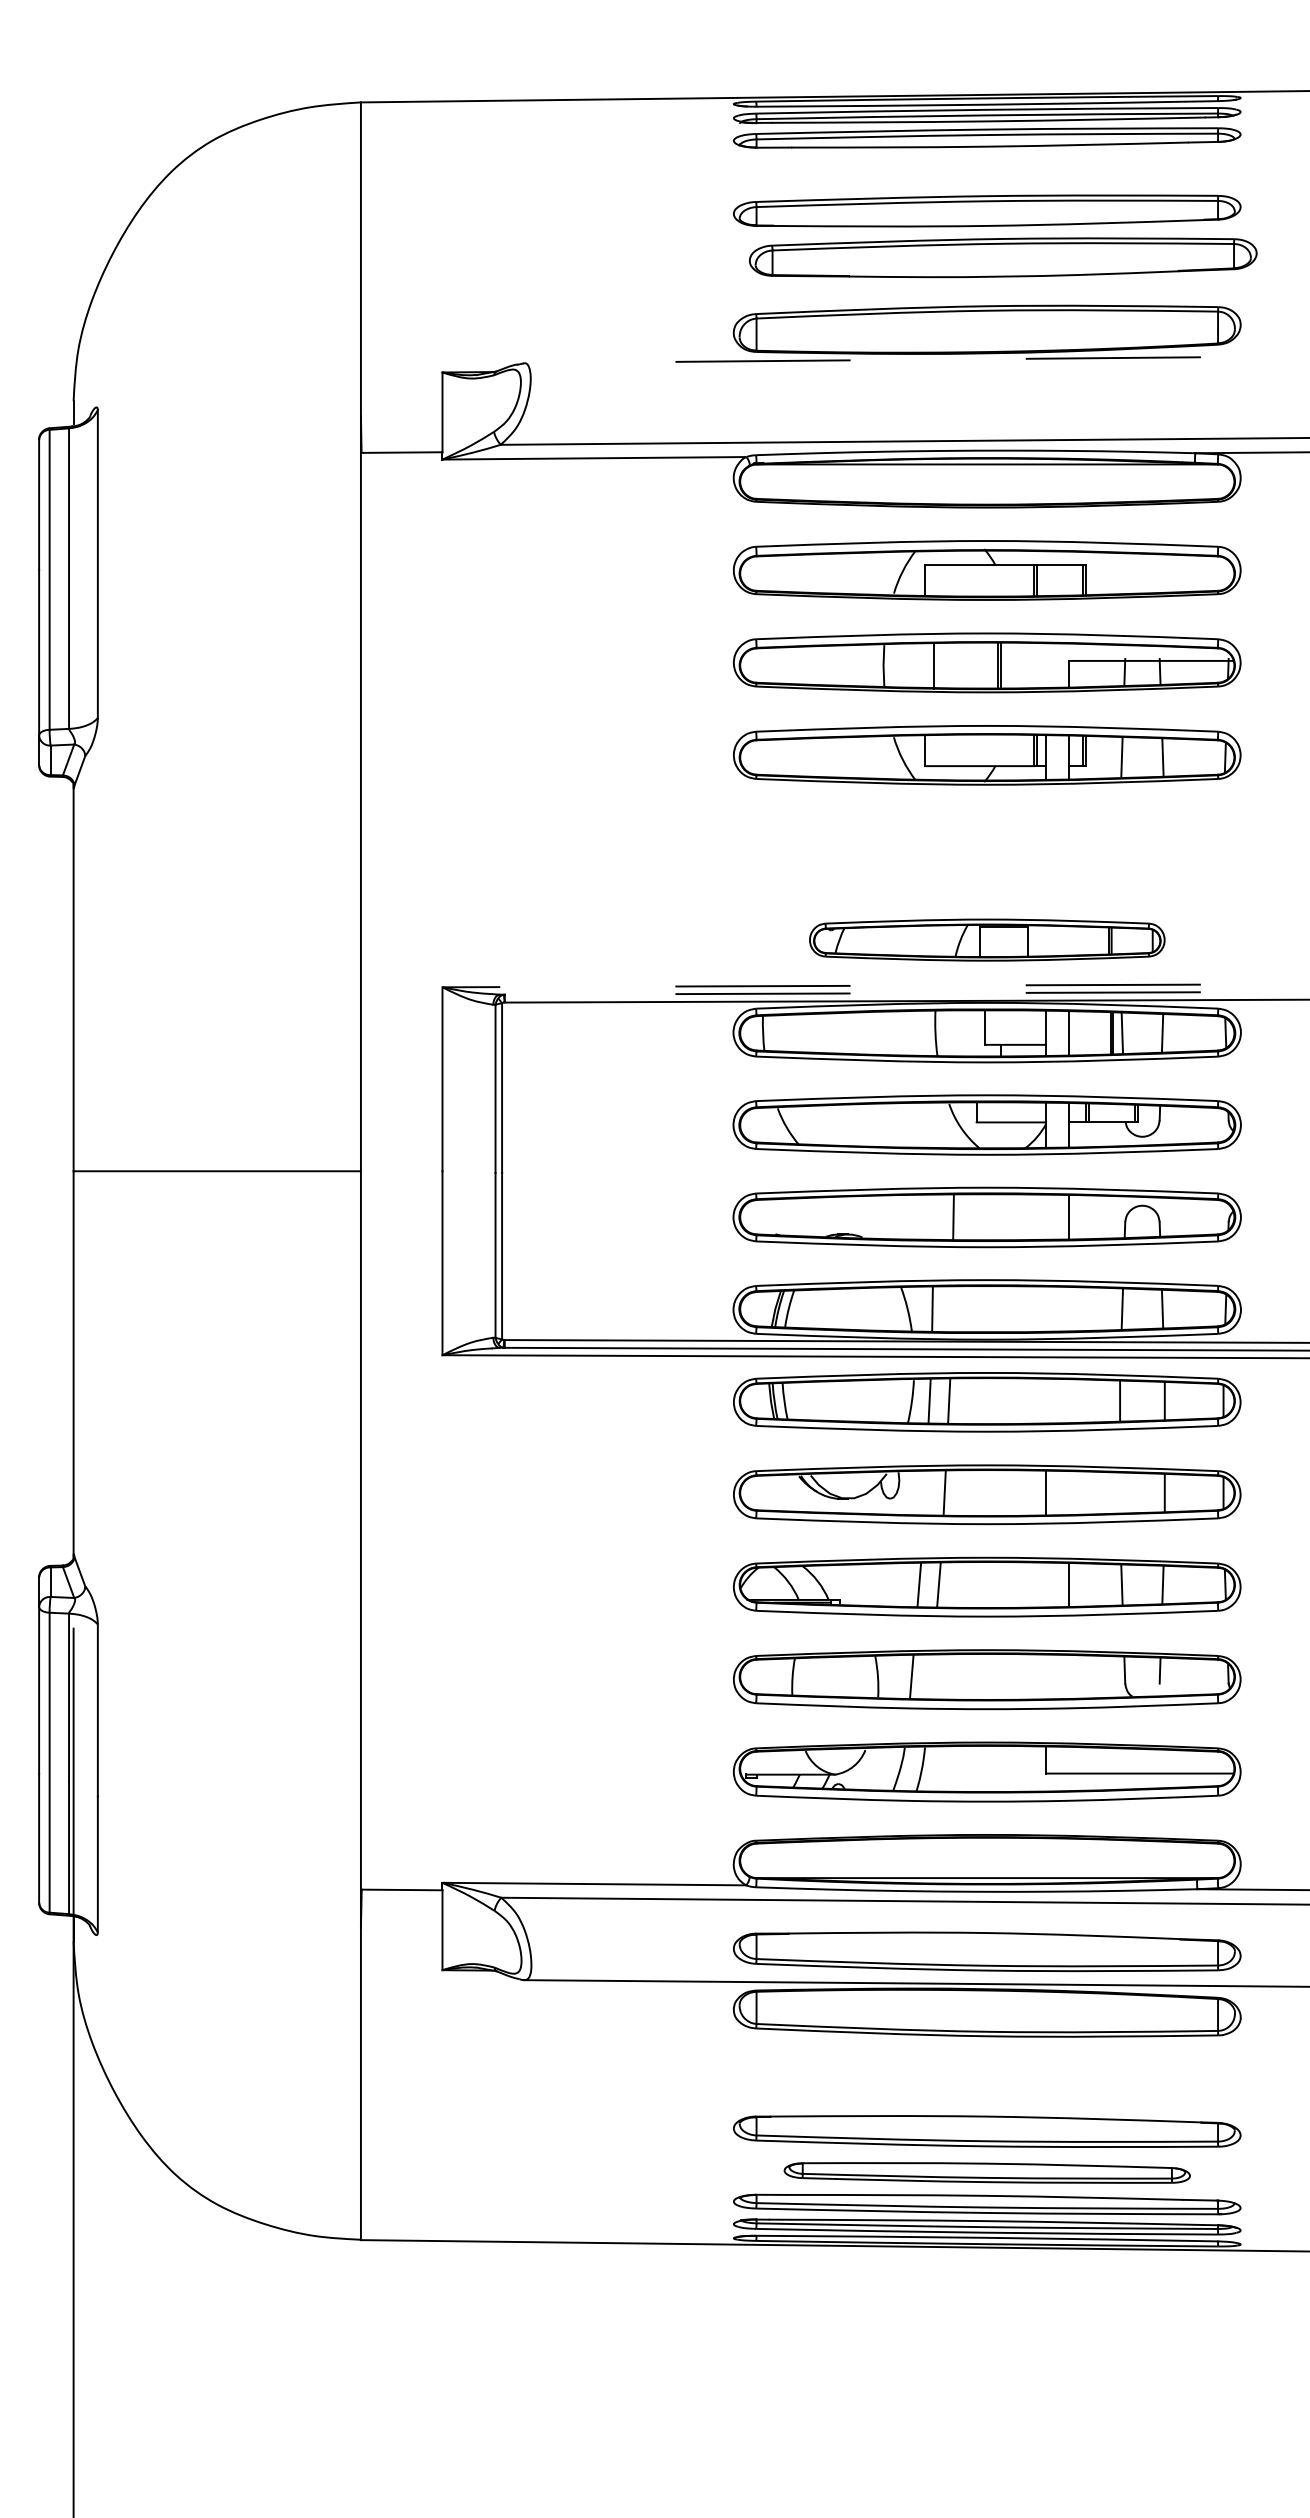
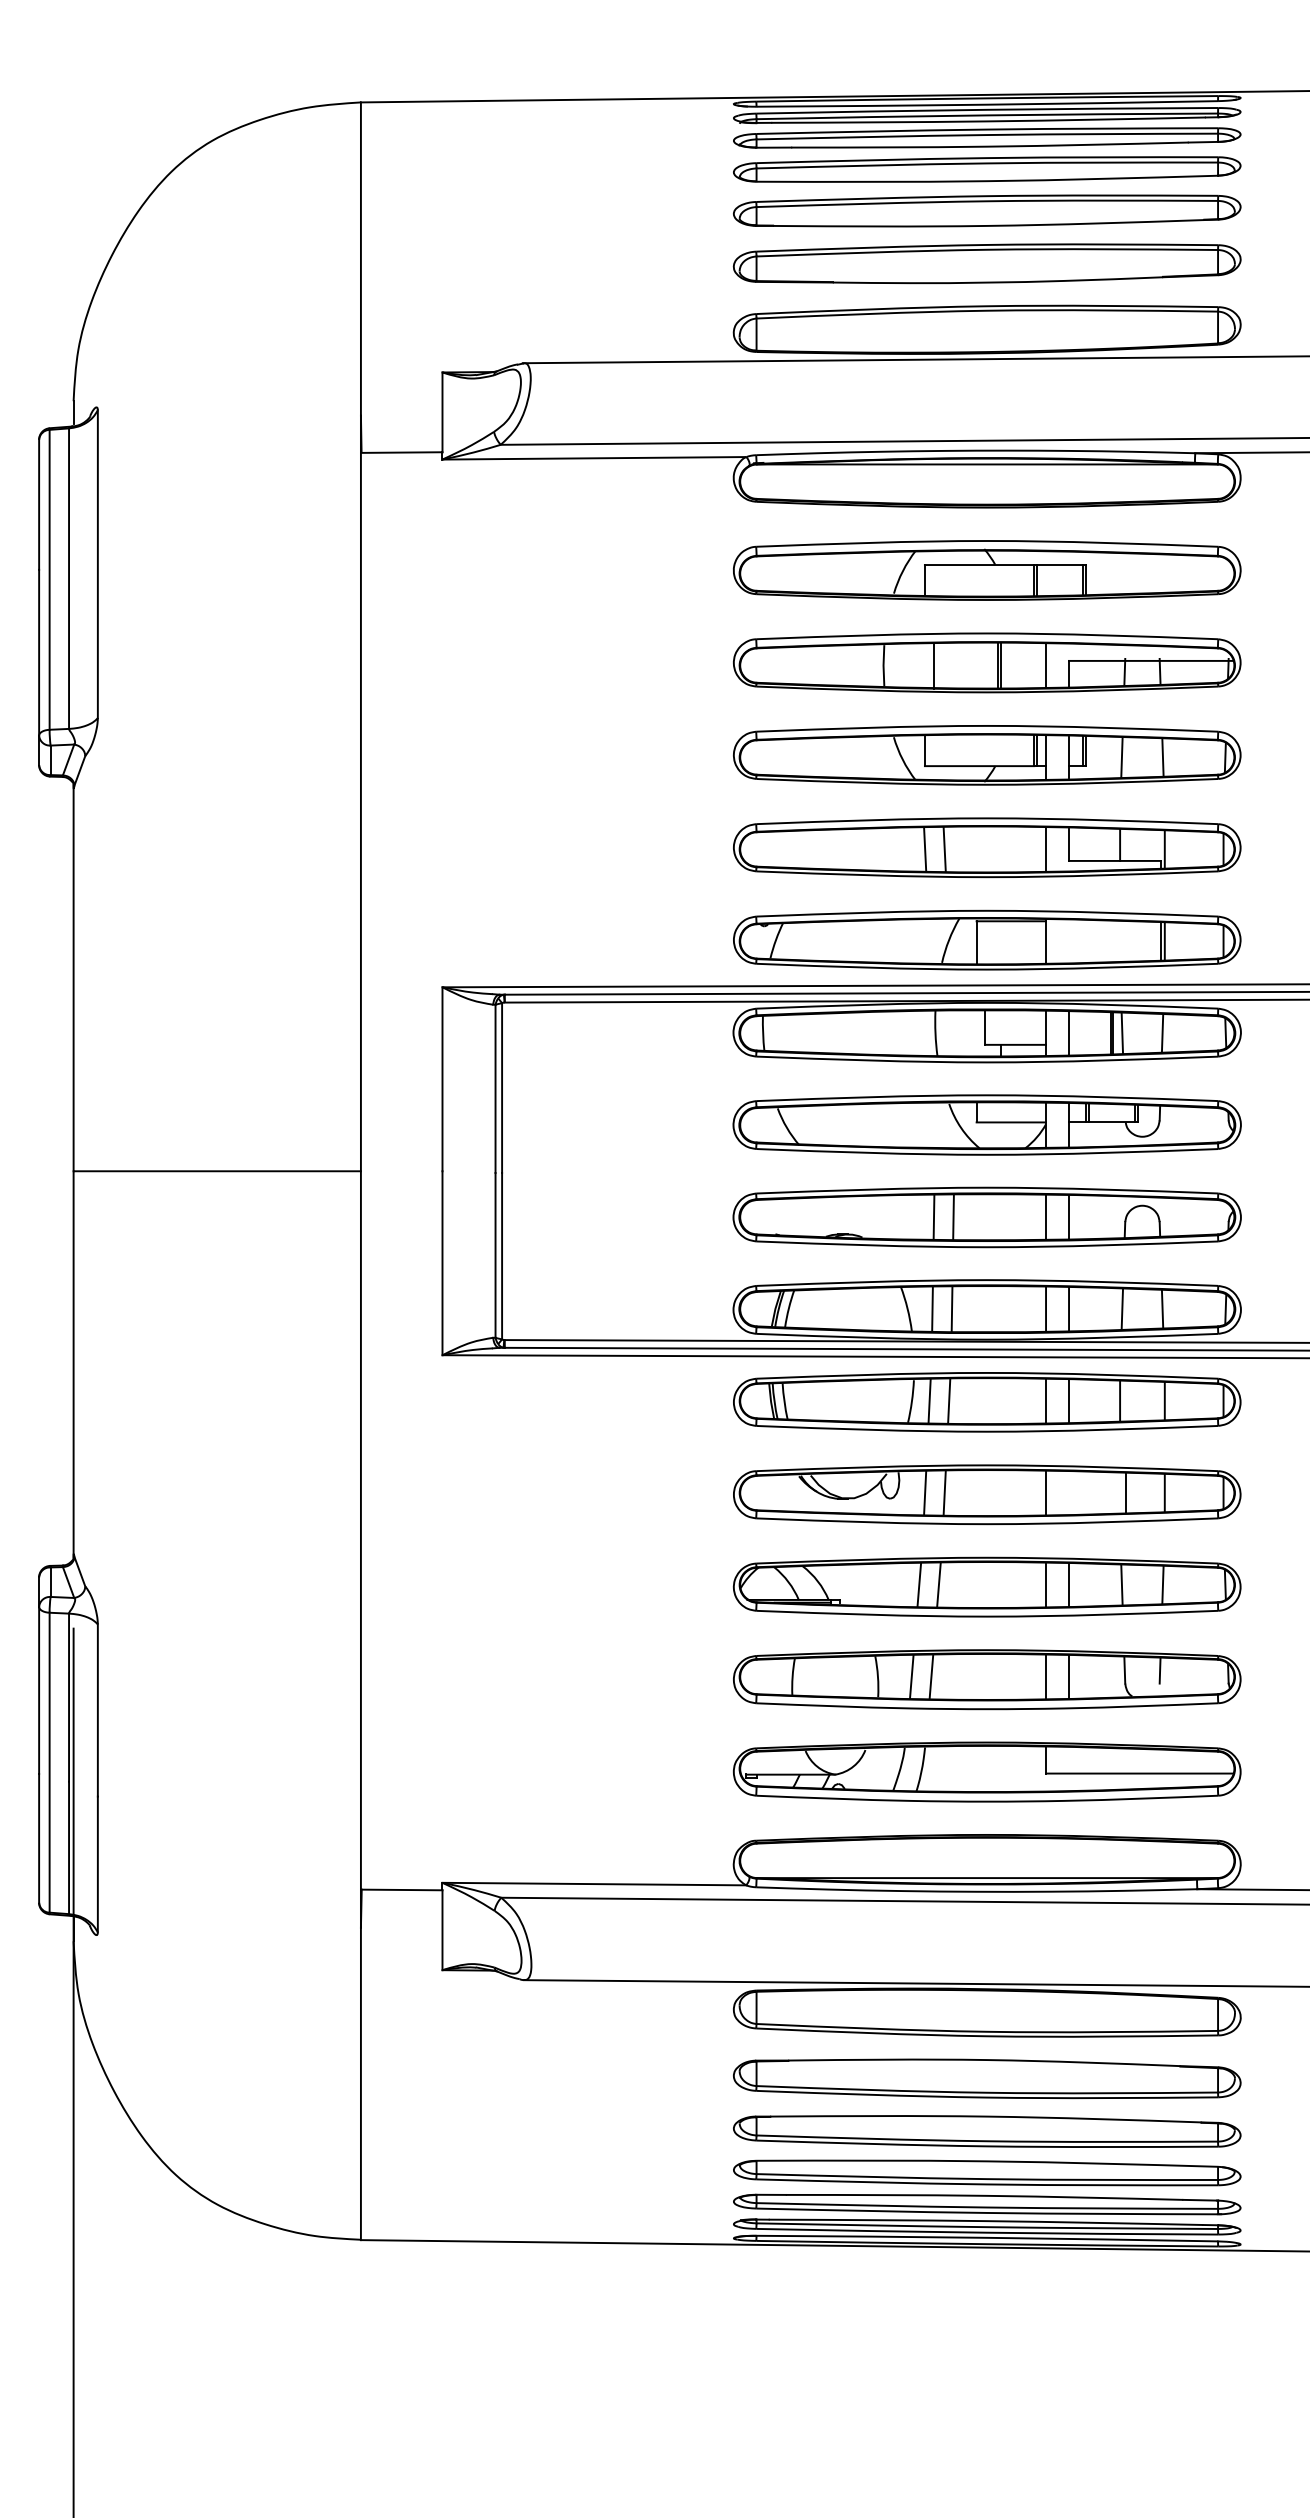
part: none -> present (987, 169)
part position: (1002, 257) -> (986, 263) (986, 263)
line: dashed -> solid (915, 359)
line: none -> present (1046, 665)
part: none -> present (987, 847)
part size: 357x44 px -> 509x62 px (987, 939)
line: dashed -> solid (875, 985)
line: dashed -> solid (906, 993)
line: none -> present (933, 1216)
line: none -> present (1046, 1217)
line: none -> present (951, 1308)
line: none -> present (1046, 1308)
line: none -> present (1069, 1308)
line: none -> present (1046, 1400)
line: none -> present (1069, 1401)
line: none -> present (925, 1492)
line: none -> present (1126, 1492)
line: none -> present (1046, 1584)
line: none -> present (931, 1676)
line: none -> present (1046, 1676)
line: none -> present (1069, 1676)
part position: (987, 1951) -> (987, 2078) (987, 2078)
part size: 408x22 px -> 509x28 px (987, 2172)
